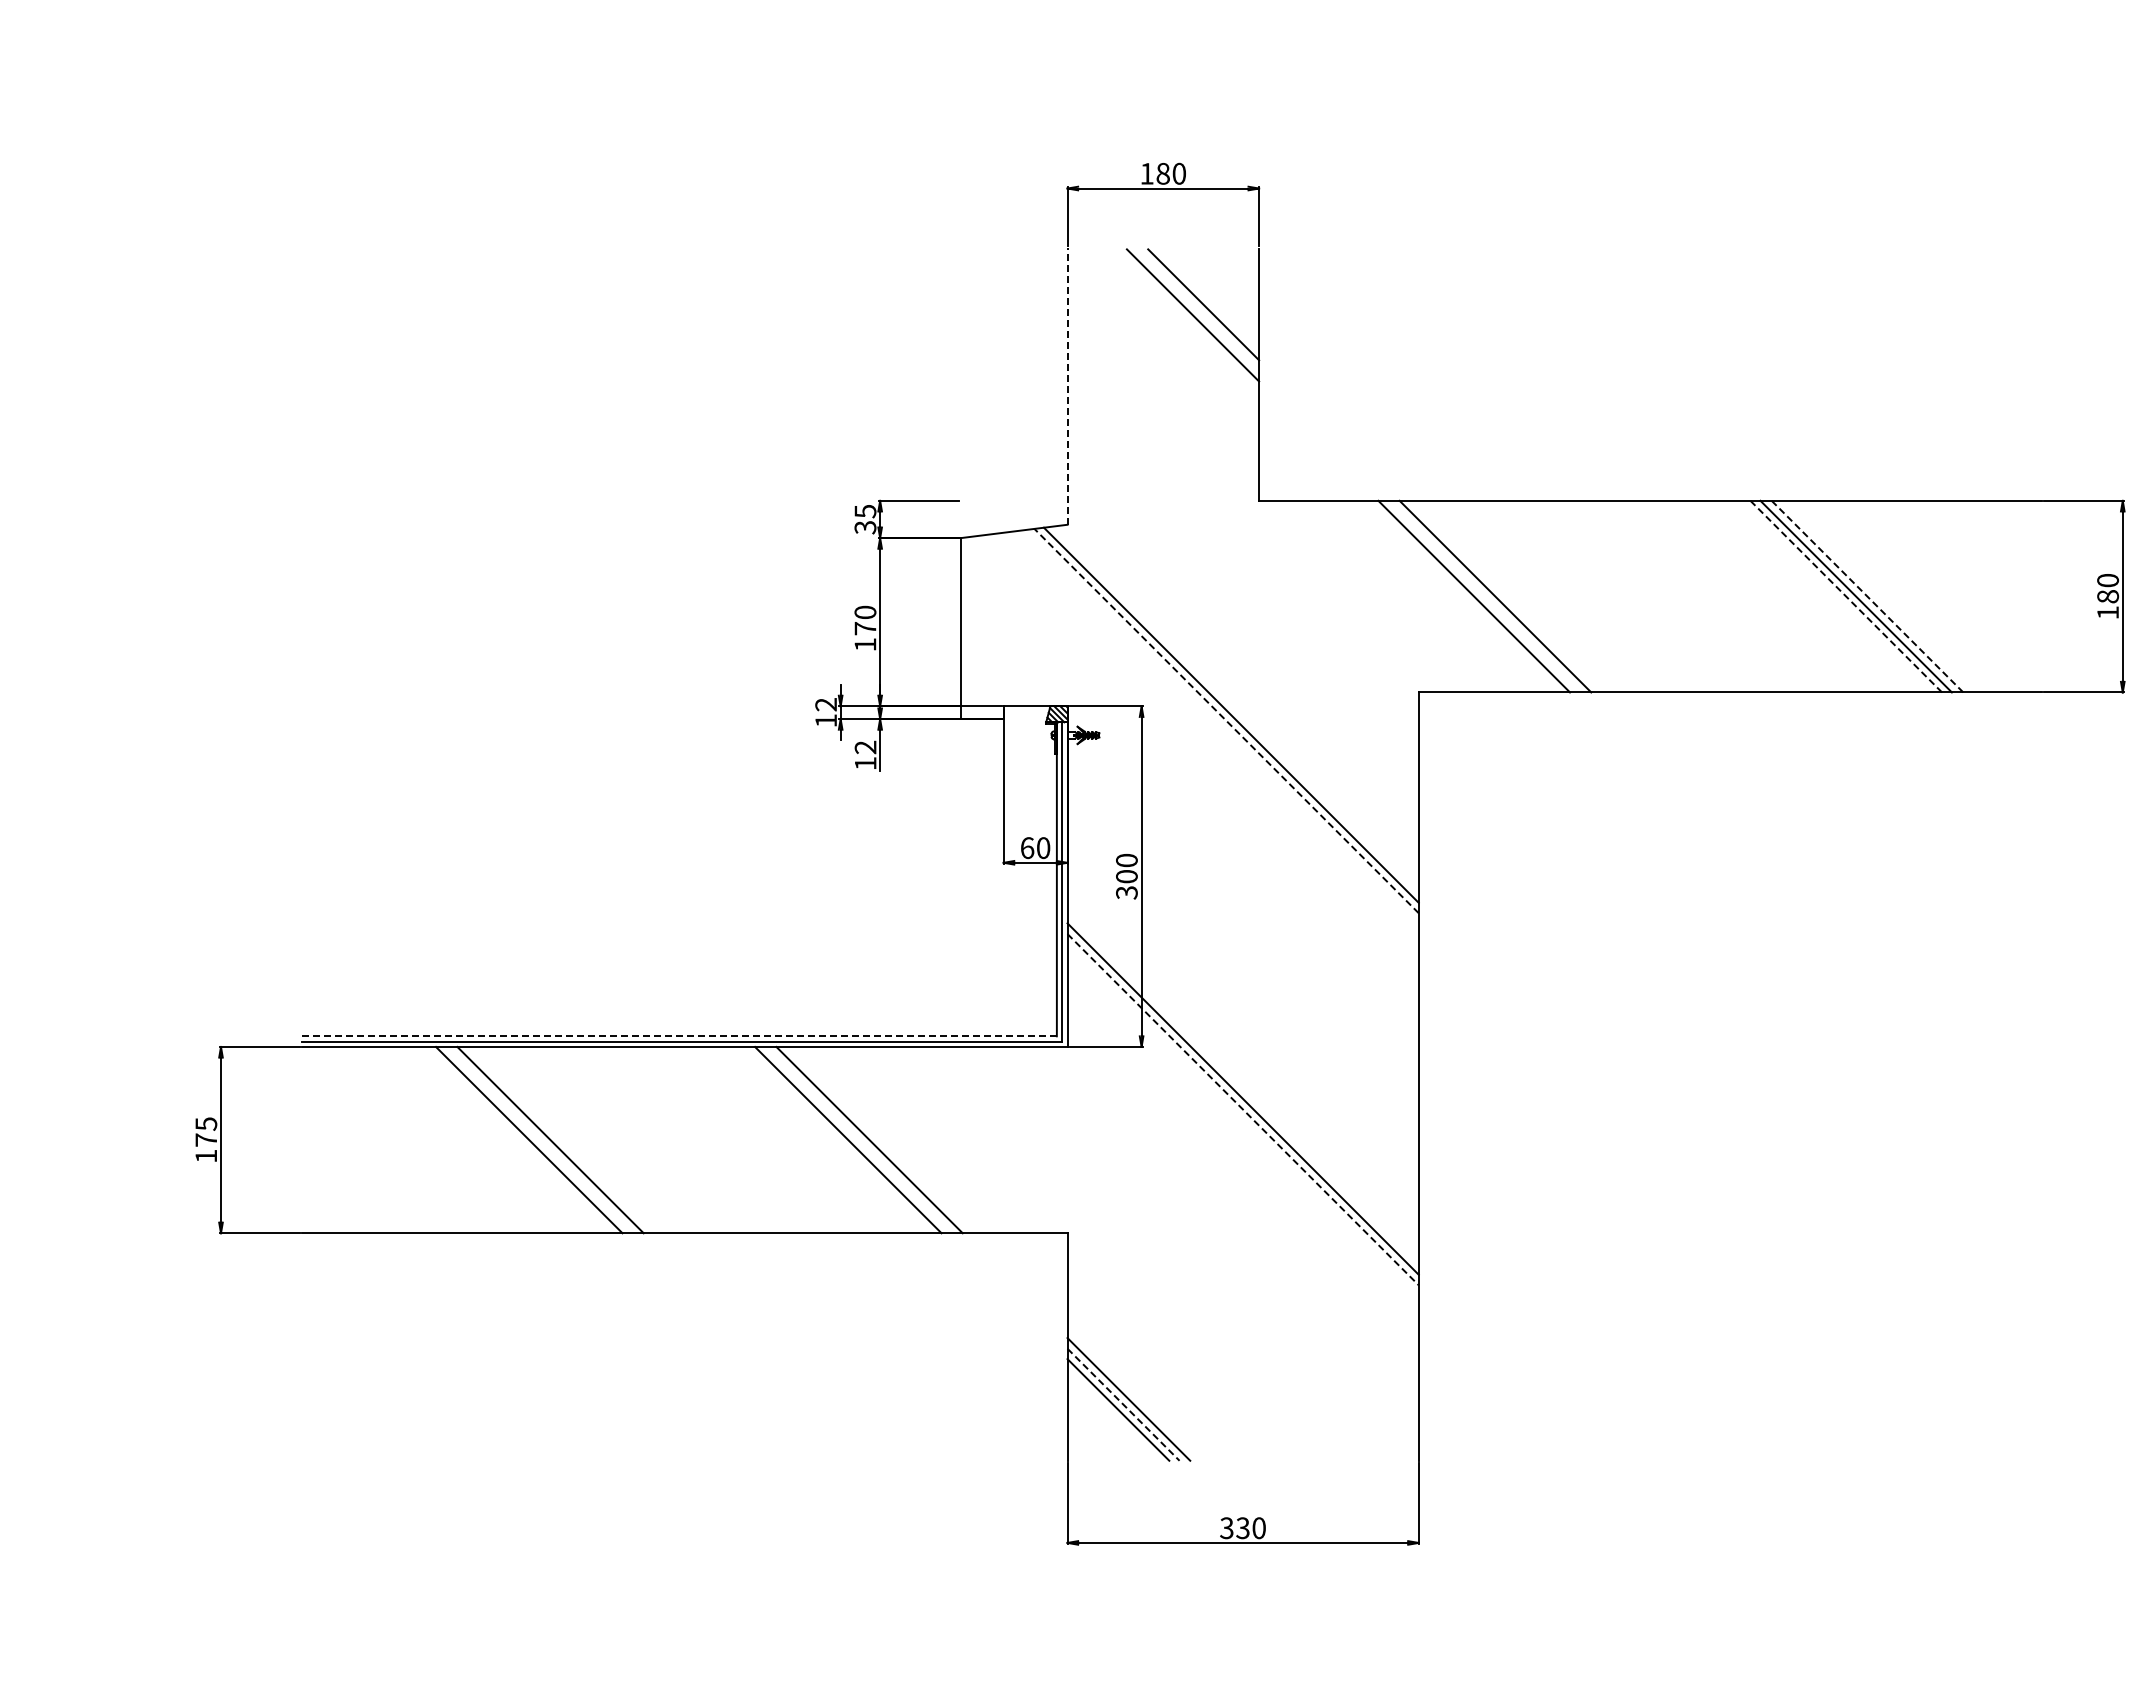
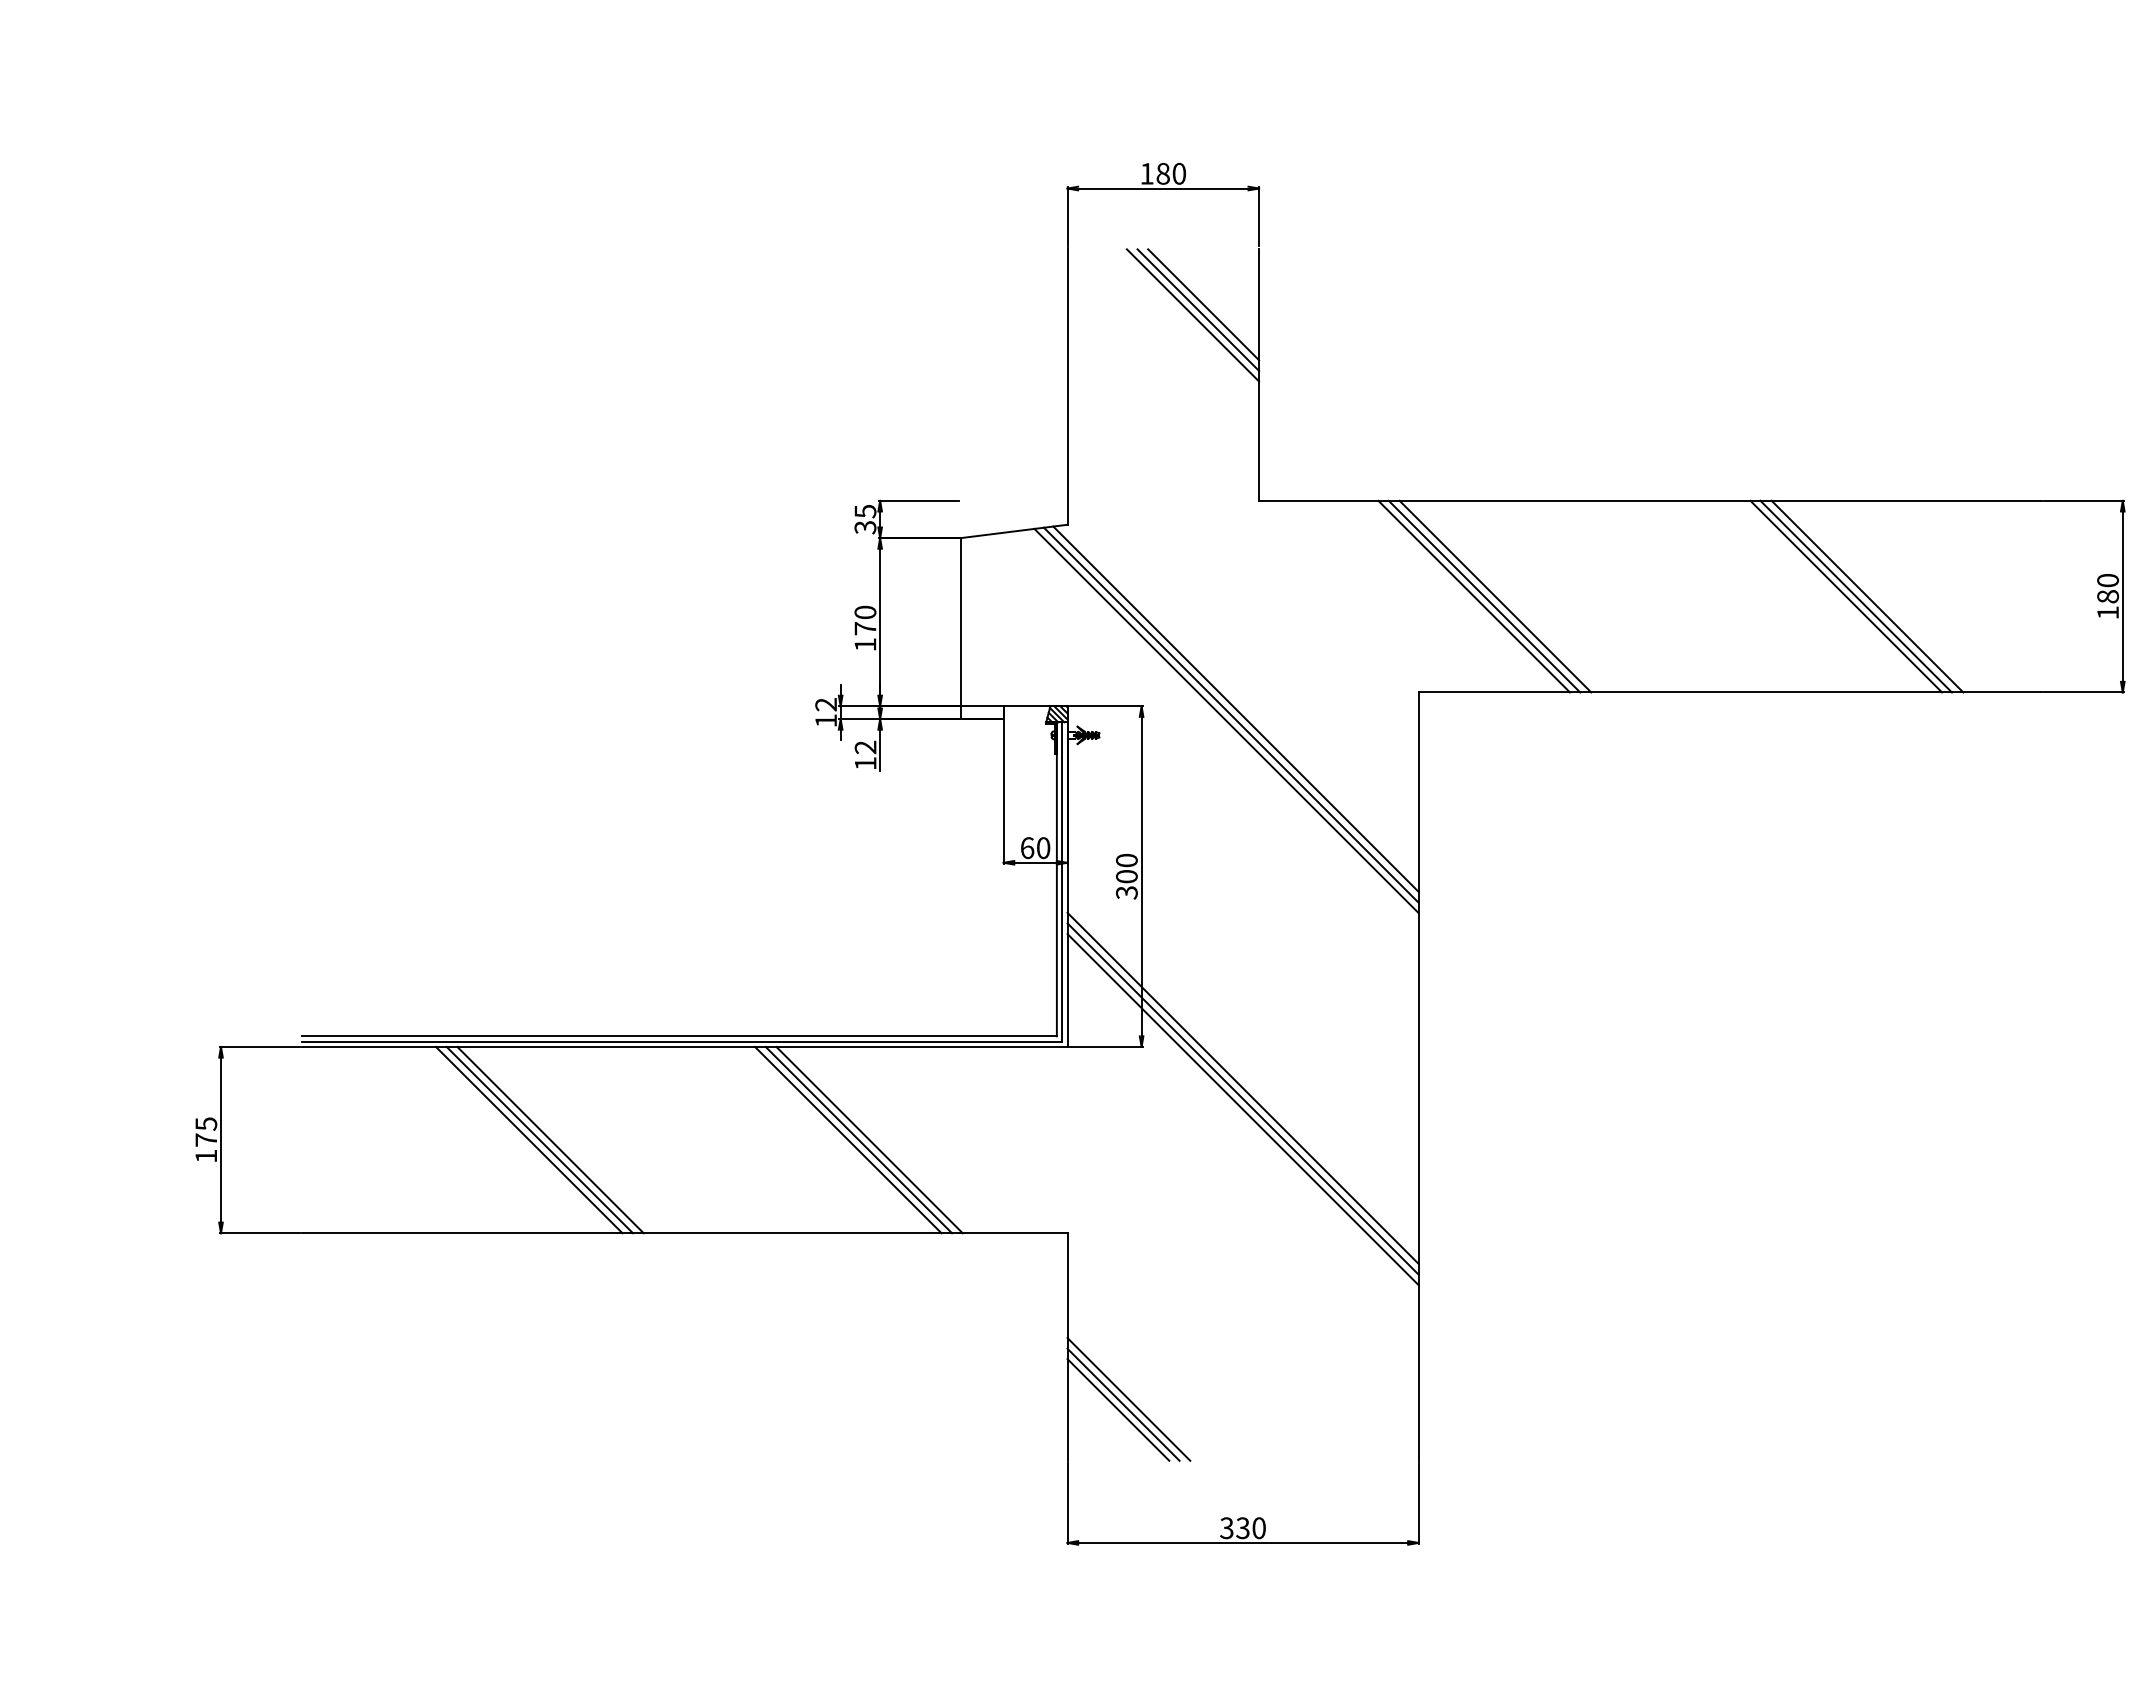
line: none -> present (1198, 310)
line: dashed -> solid (1067, 385)
line: none -> present (1484, 596)
line: dashed -> solid (1845, 596)
line: dashed -> solid (1867, 596)
line: none -> present (1235, 709)
line: dashed -> solid (1226, 721)
line: dashed -> solid (679, 1036)
line: none -> present (1242, 1088)
line: dashed -> solid (1243, 1110)
line: none -> present (539, 1139)
line: none -> present (858, 1139)
line: dashed -> solid (1123, 1405)
